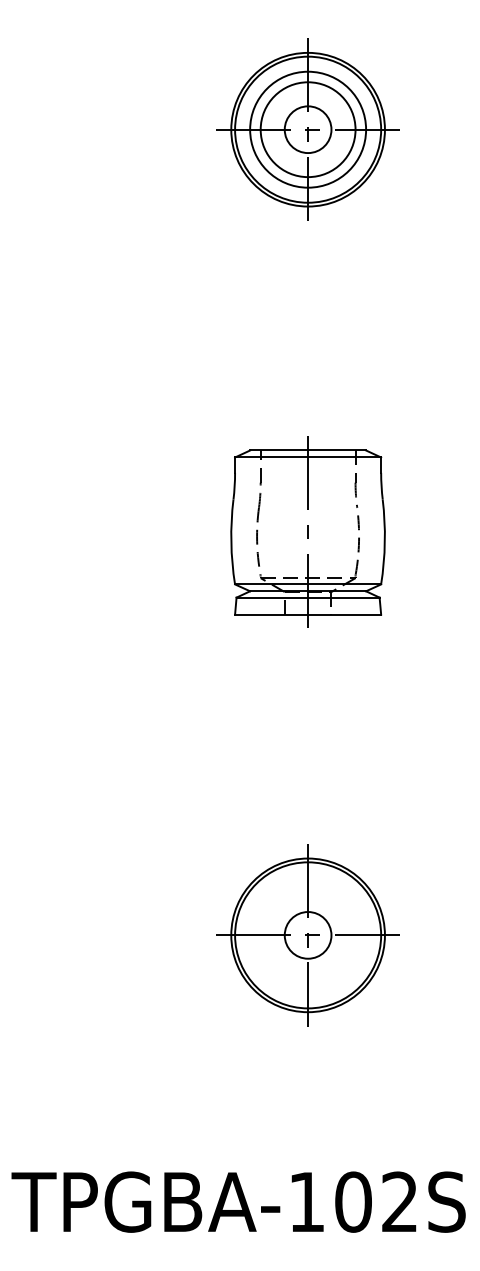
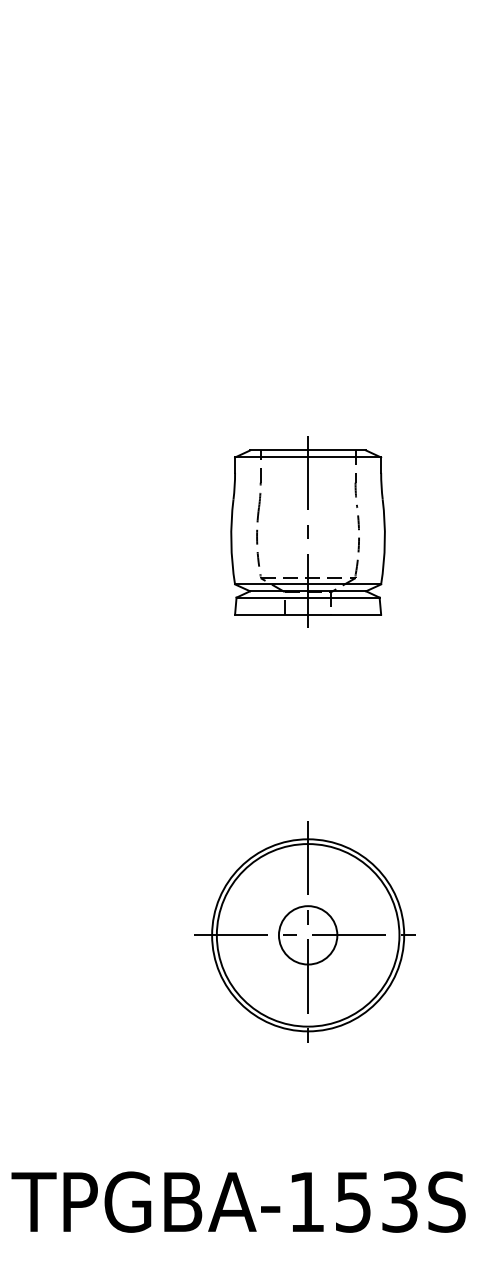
part: present -> none (307, 129)
part size: 184x183 px -> 222x222 px (304, 931)
text: TPGBA-102S -> TPGBA-153S (376, 1201)
